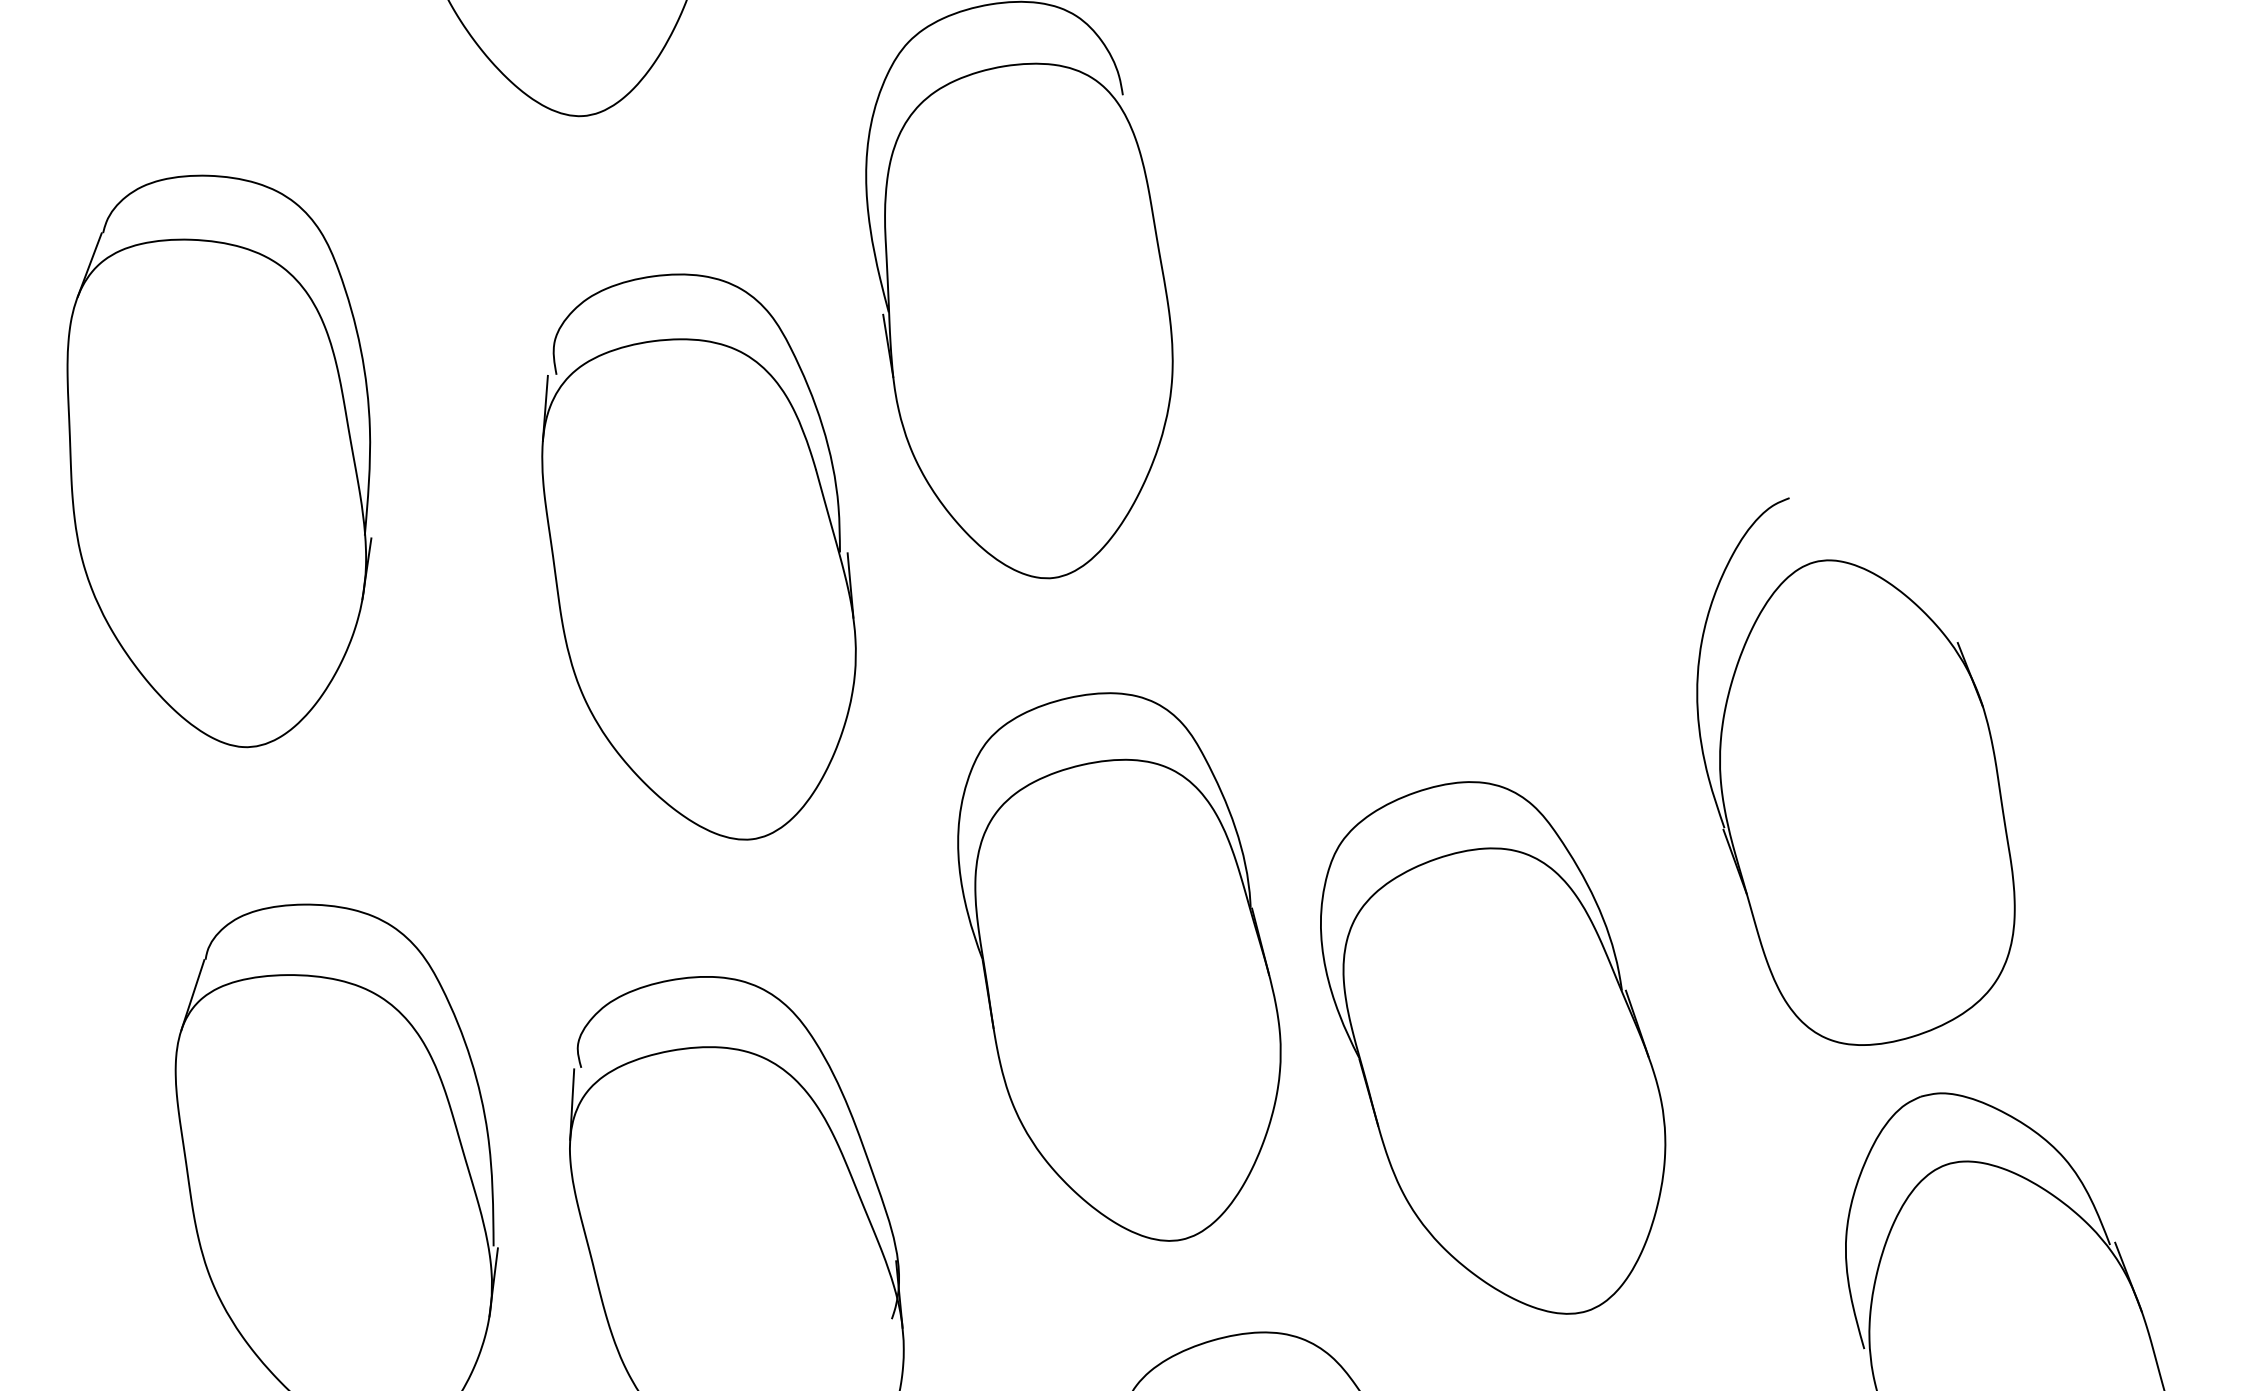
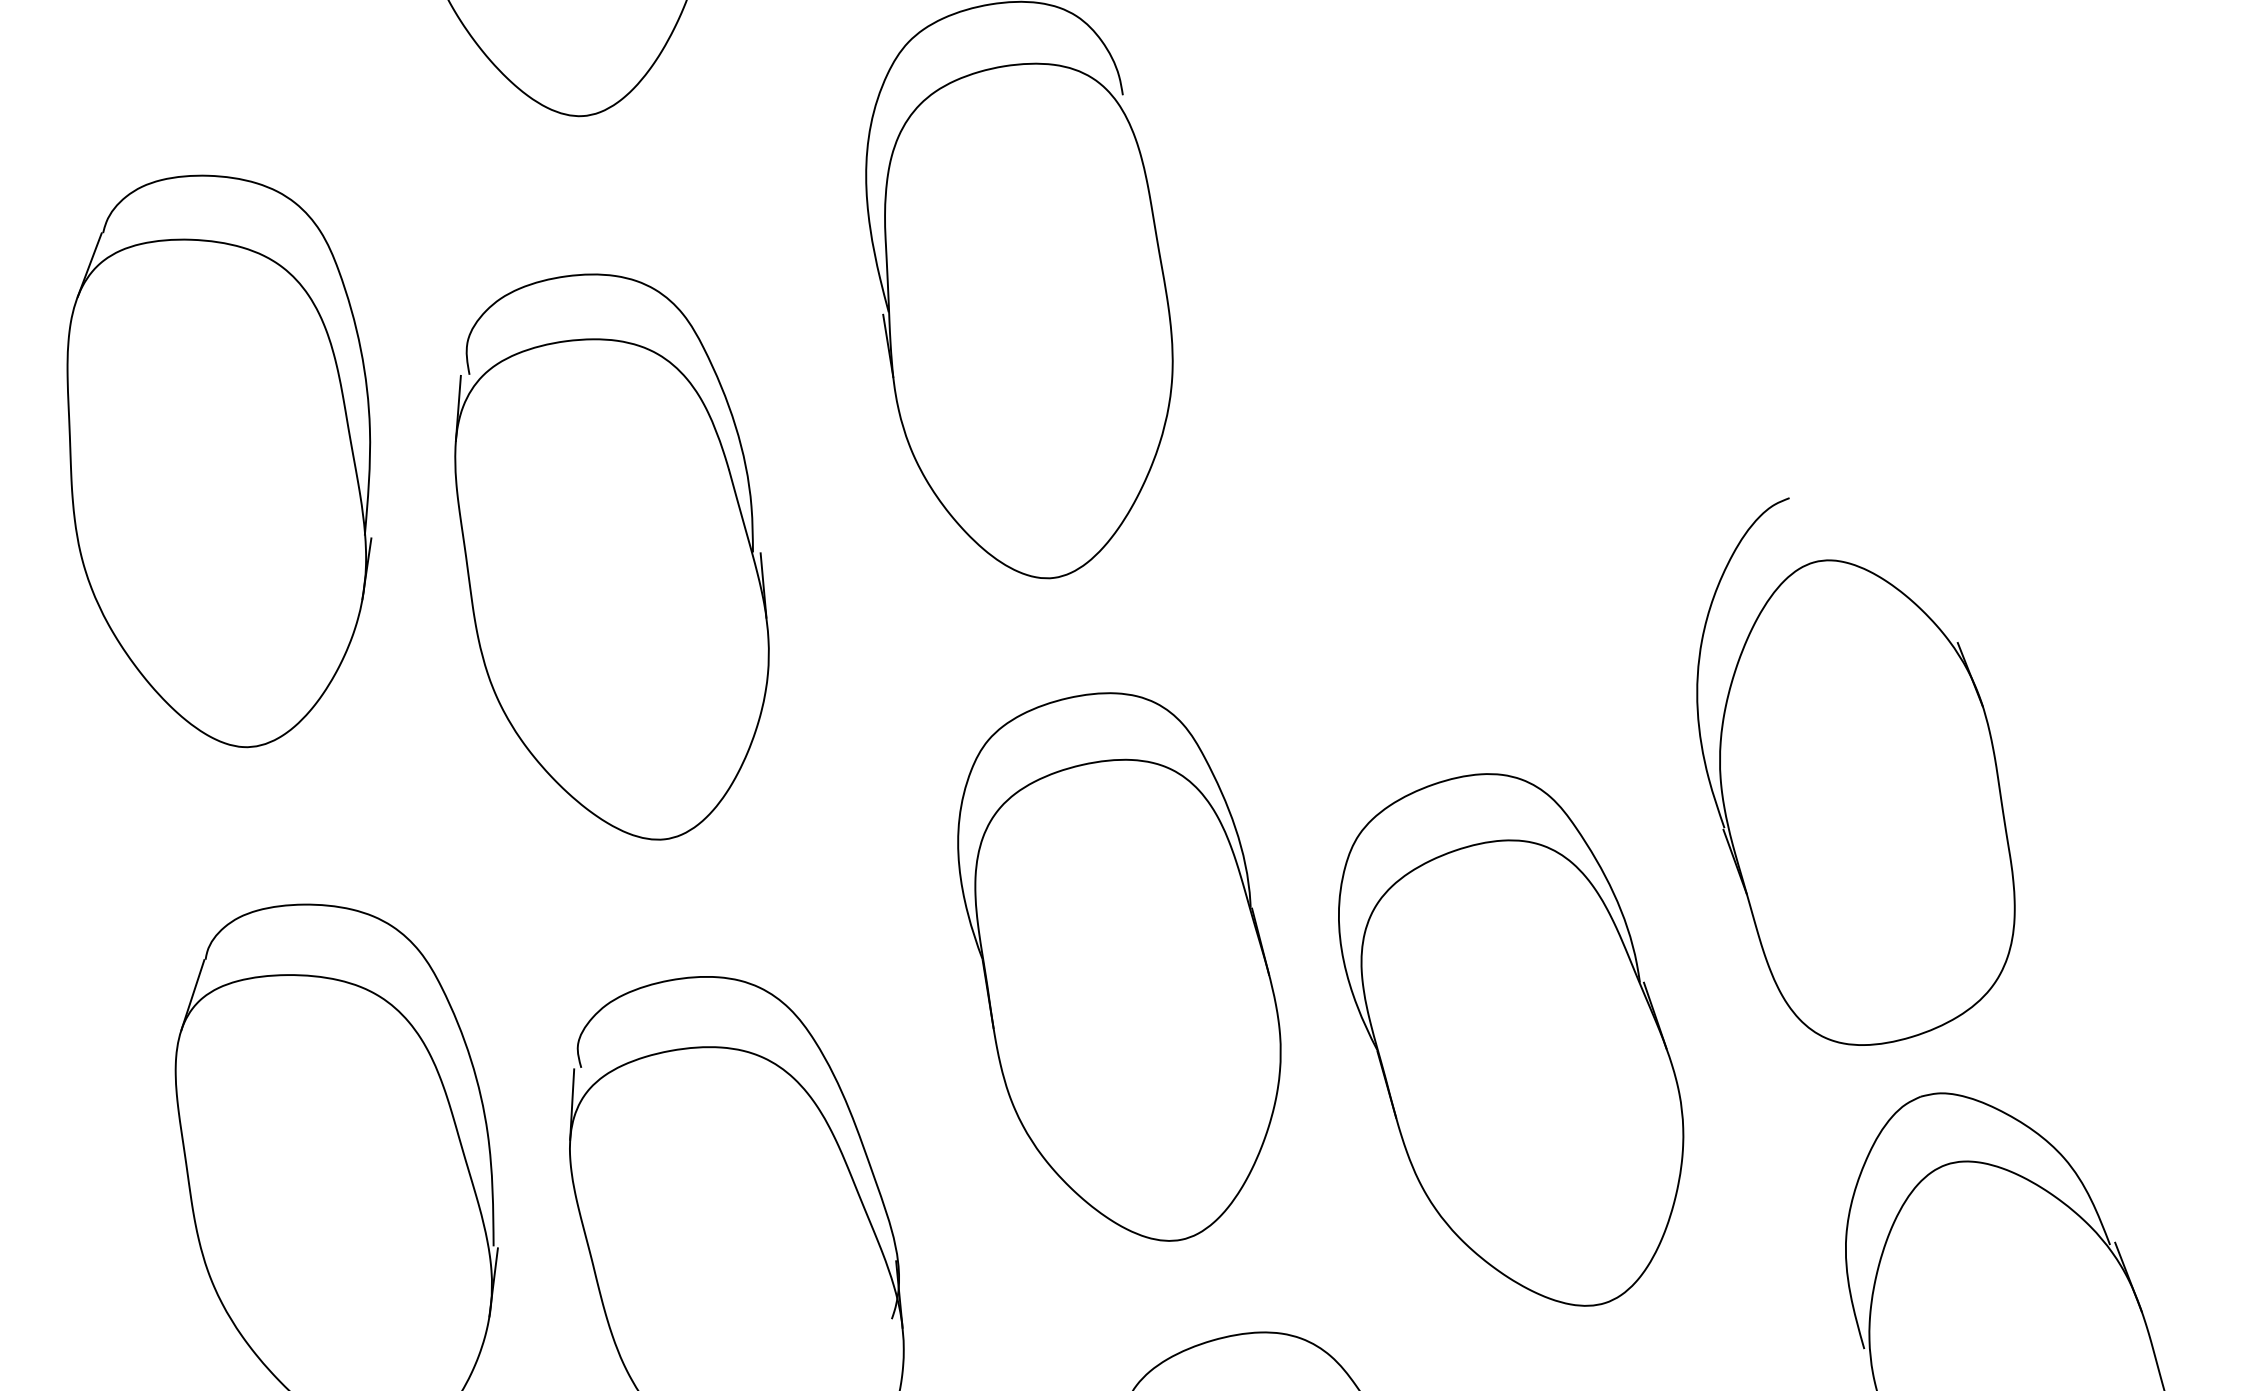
part position: (698, 556) -> (611, 556) (611, 556)
part position: (1493, 1047) -> (1511, 1039) (1511, 1039)
